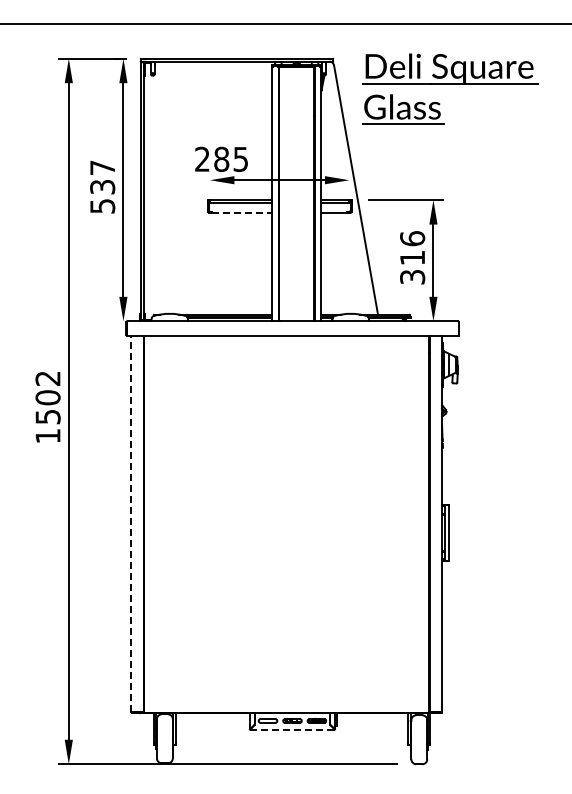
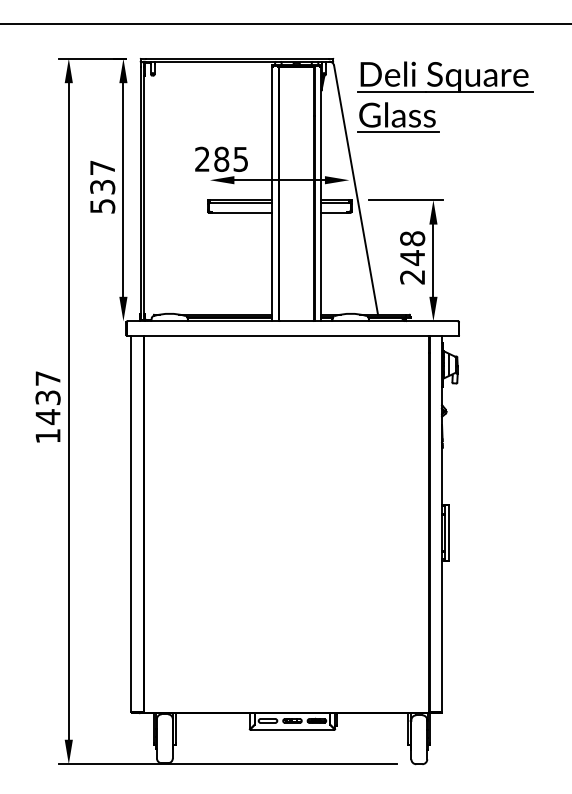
part position: (450, 88) -> (445, 96) (445, 96)
line: dashed -> solid (242, 212)
text: 316 -> 248 (412, 257)
text: 1502 -> 1437 (47, 398)
line: dashed -> solid (131, 523)
line: dashed -> solid (292, 729)
